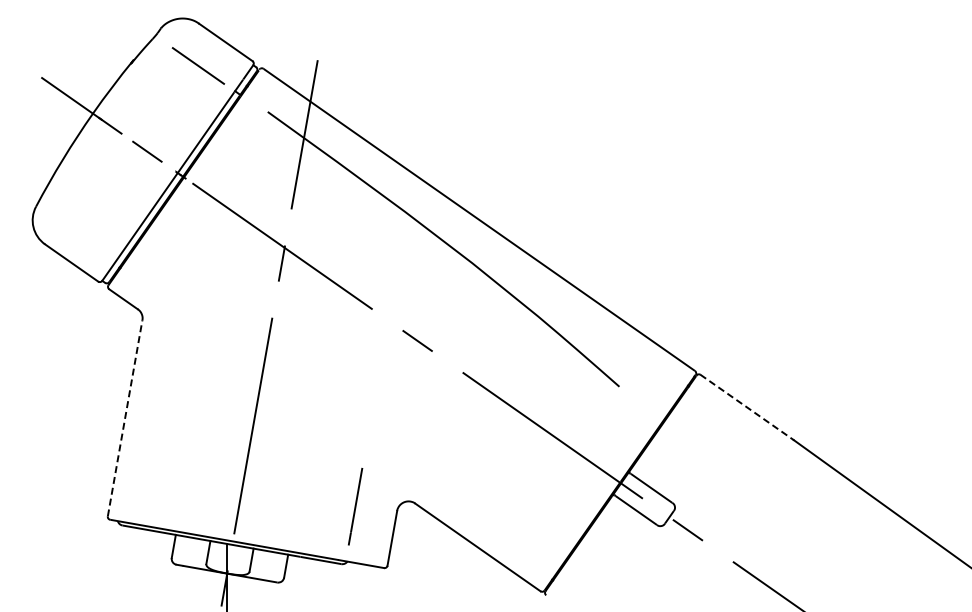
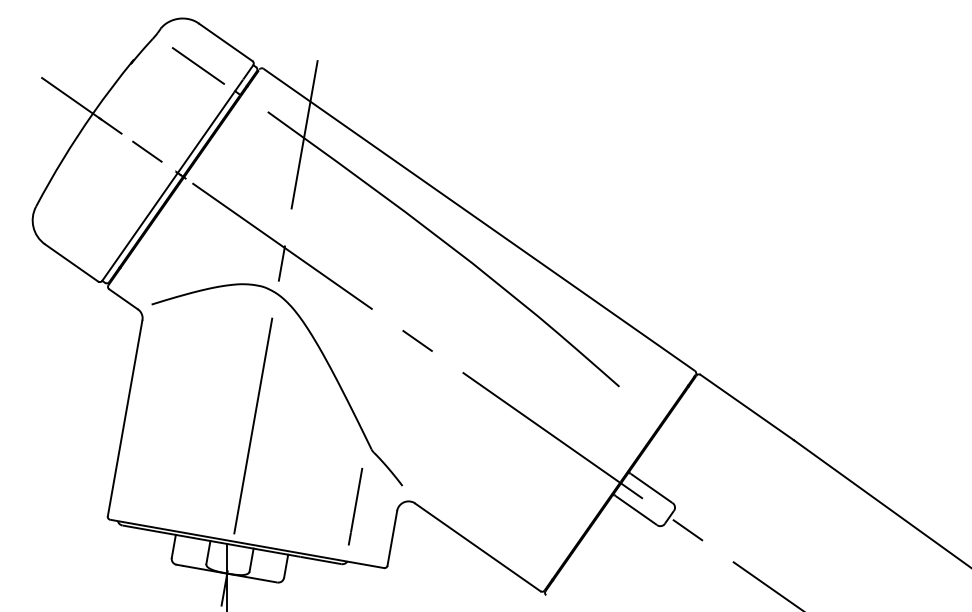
part: none -> present (324, 359)
line: dashed -> solid (747, 407)
line: dashed -> solid (125, 418)
